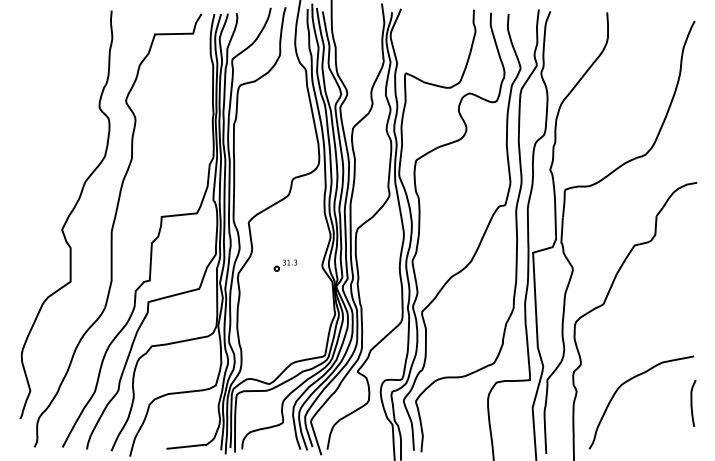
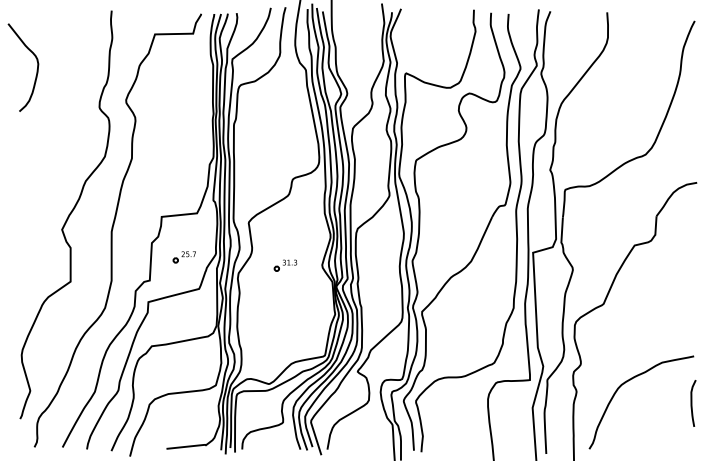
curve: none -> present (36, 69)
part: none -> present (183, 257)
